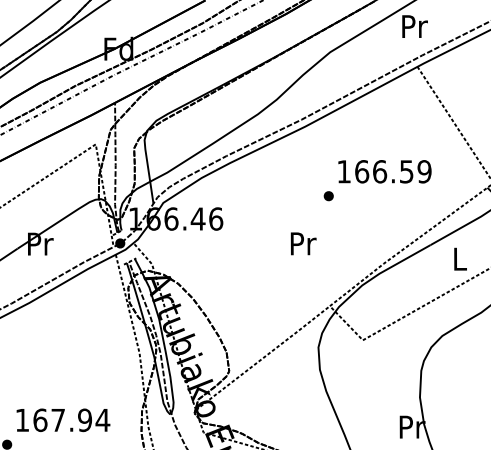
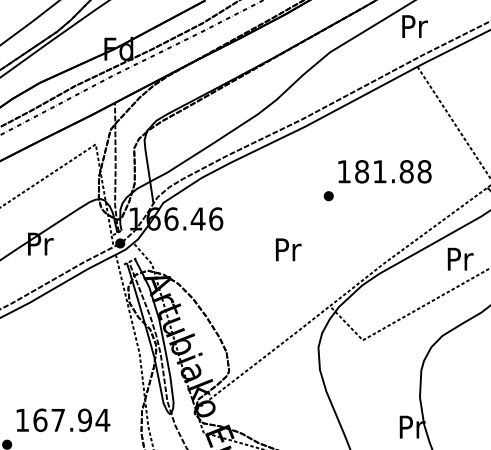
text: 166.59 -> 181.88 (393, 171)
text position: (303, 243) -> (288, 249) (288, 249)
text: L -> Pr (460, 258)
